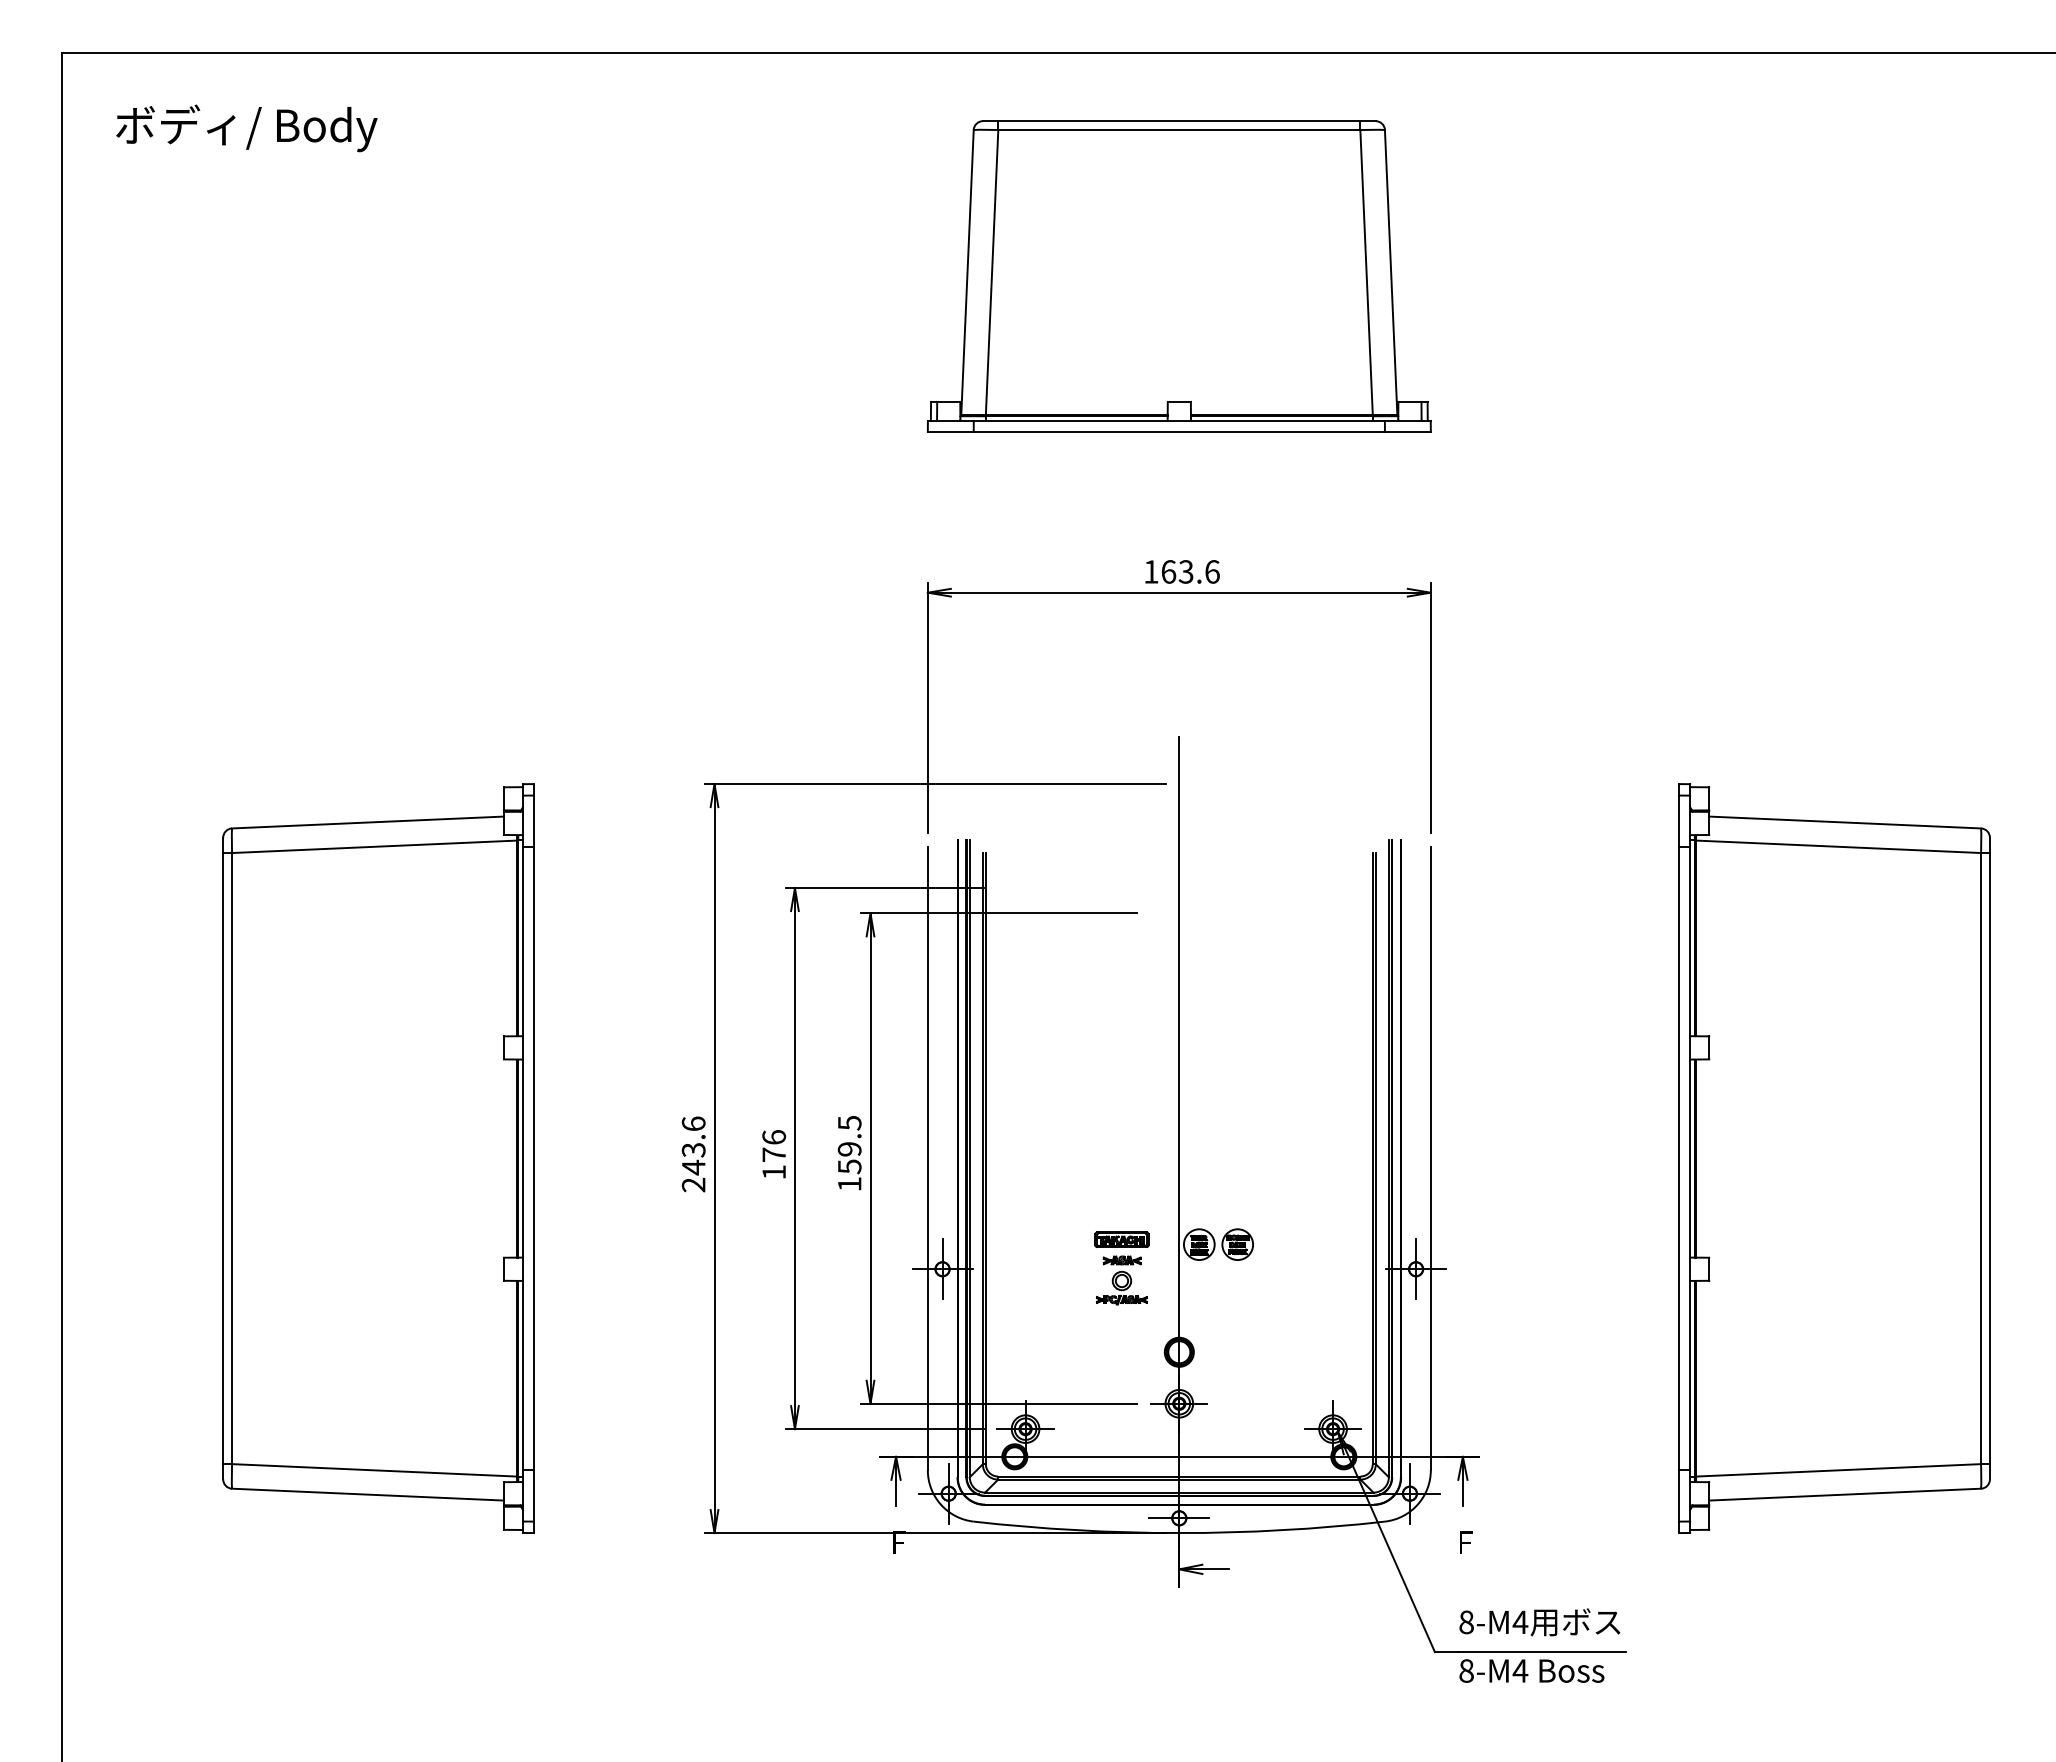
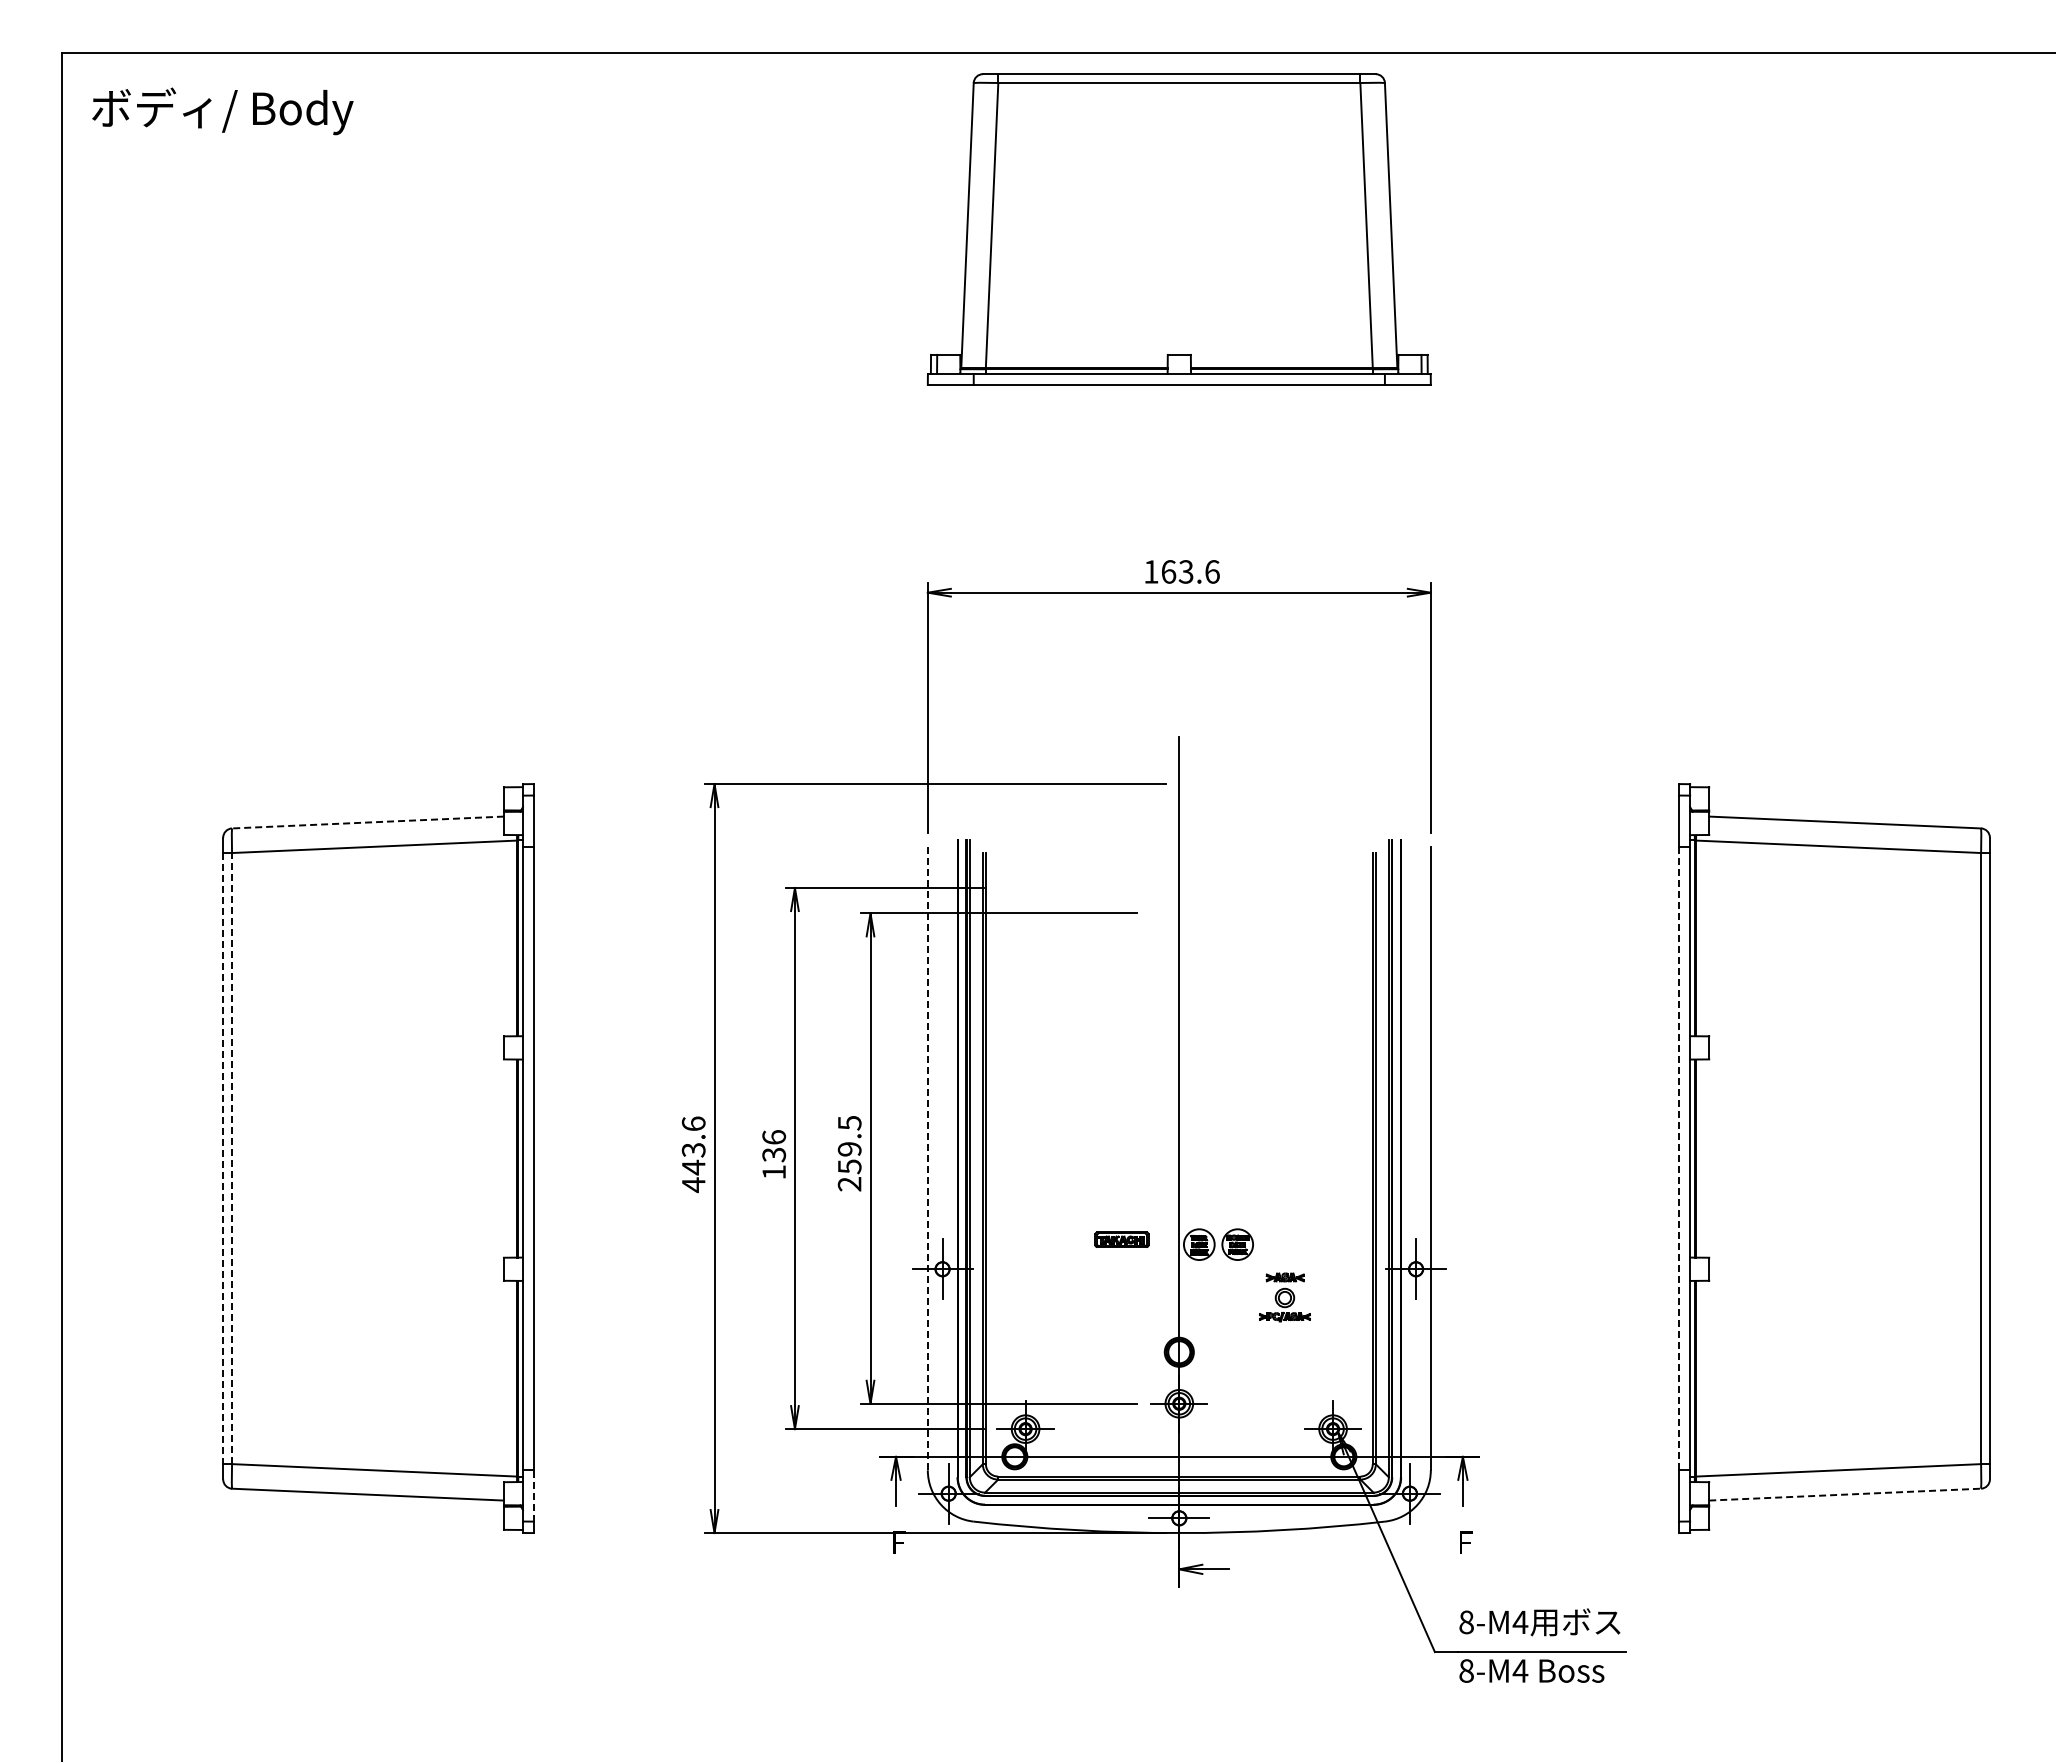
text position: (246, 128) -> (222, 111) (222, 111)
part position: (1178, 276) -> (1178, 229) (1178, 229)
line: solid -> dashed (367, 822)
text: 176 -> 136 (774, 1154)
line: solid -> dashed (223, 1158)
line: solid -> dashed (232, 1158)
line: solid -> dashed (927, 1158)
line: solid -> dashed (1679, 1158)
text: 159.5 -> 259.5 (849, 1184)
text: 243.6 -> 443.6 (693, 1185)
part position: (1121, 1280) -> (1284, 1297) (1284, 1297)
line: solid -> dashed (1845, 1494)
line: solid -> dashed (533, 1495)
